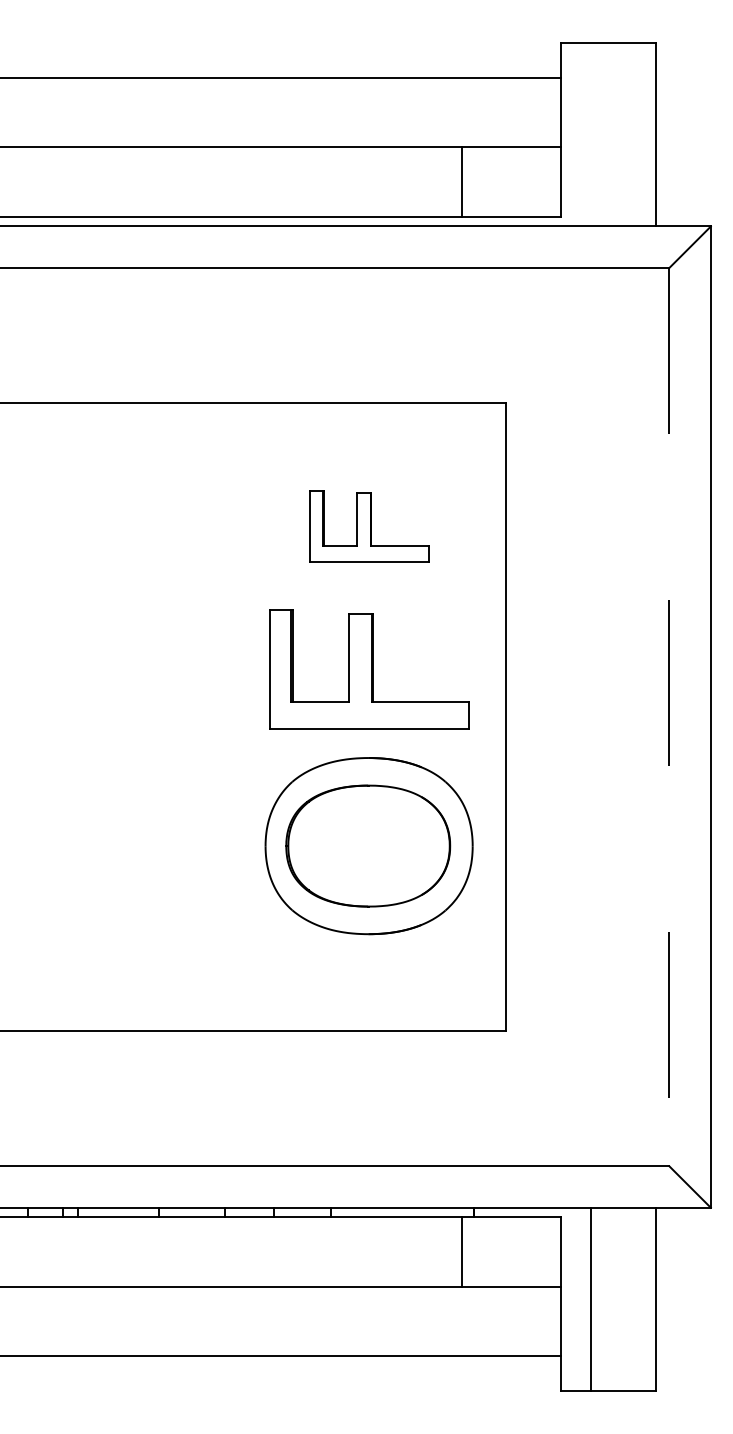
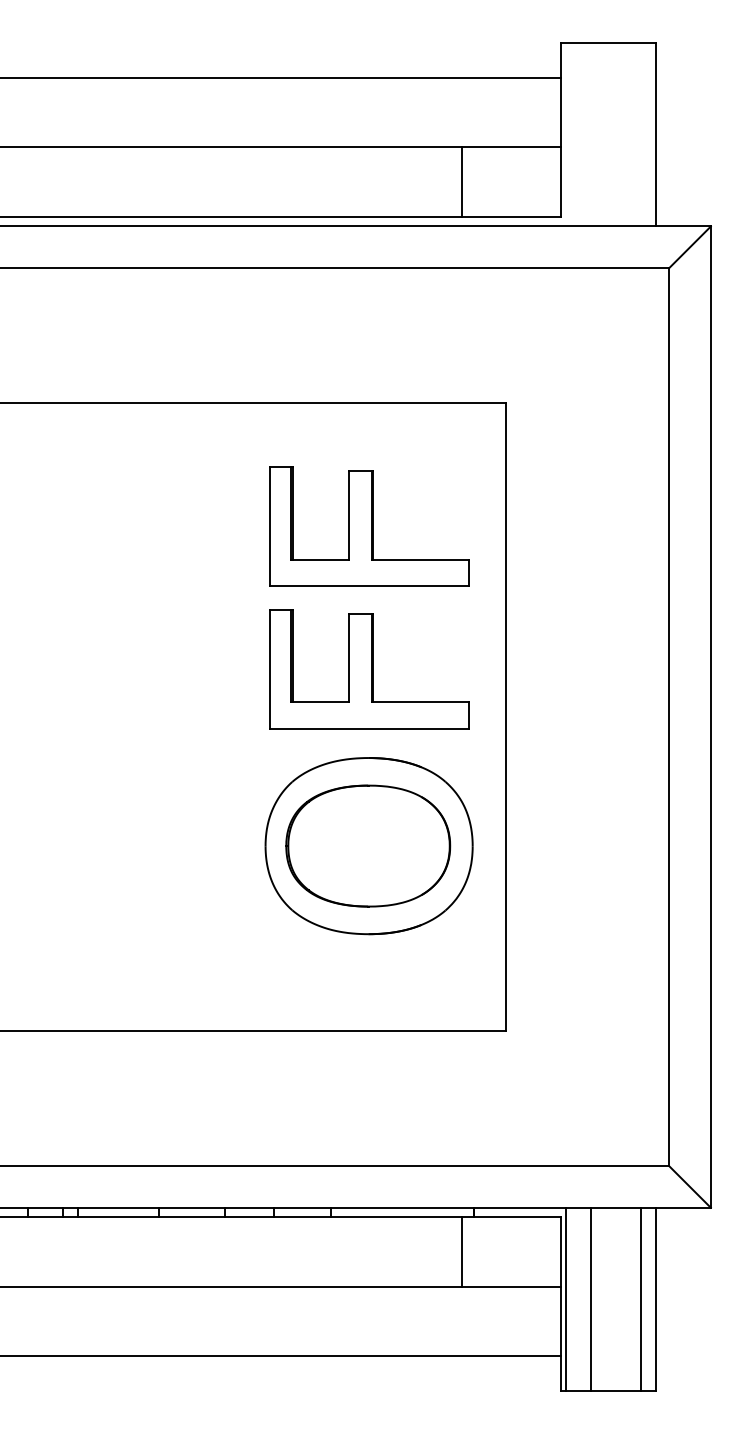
part size: 121x73 px -> 201x121 px (369, 526)
line: dashed -> solid (669, 717)
line: none -> present (565, 1298)
line: none -> present (641, 1298)
